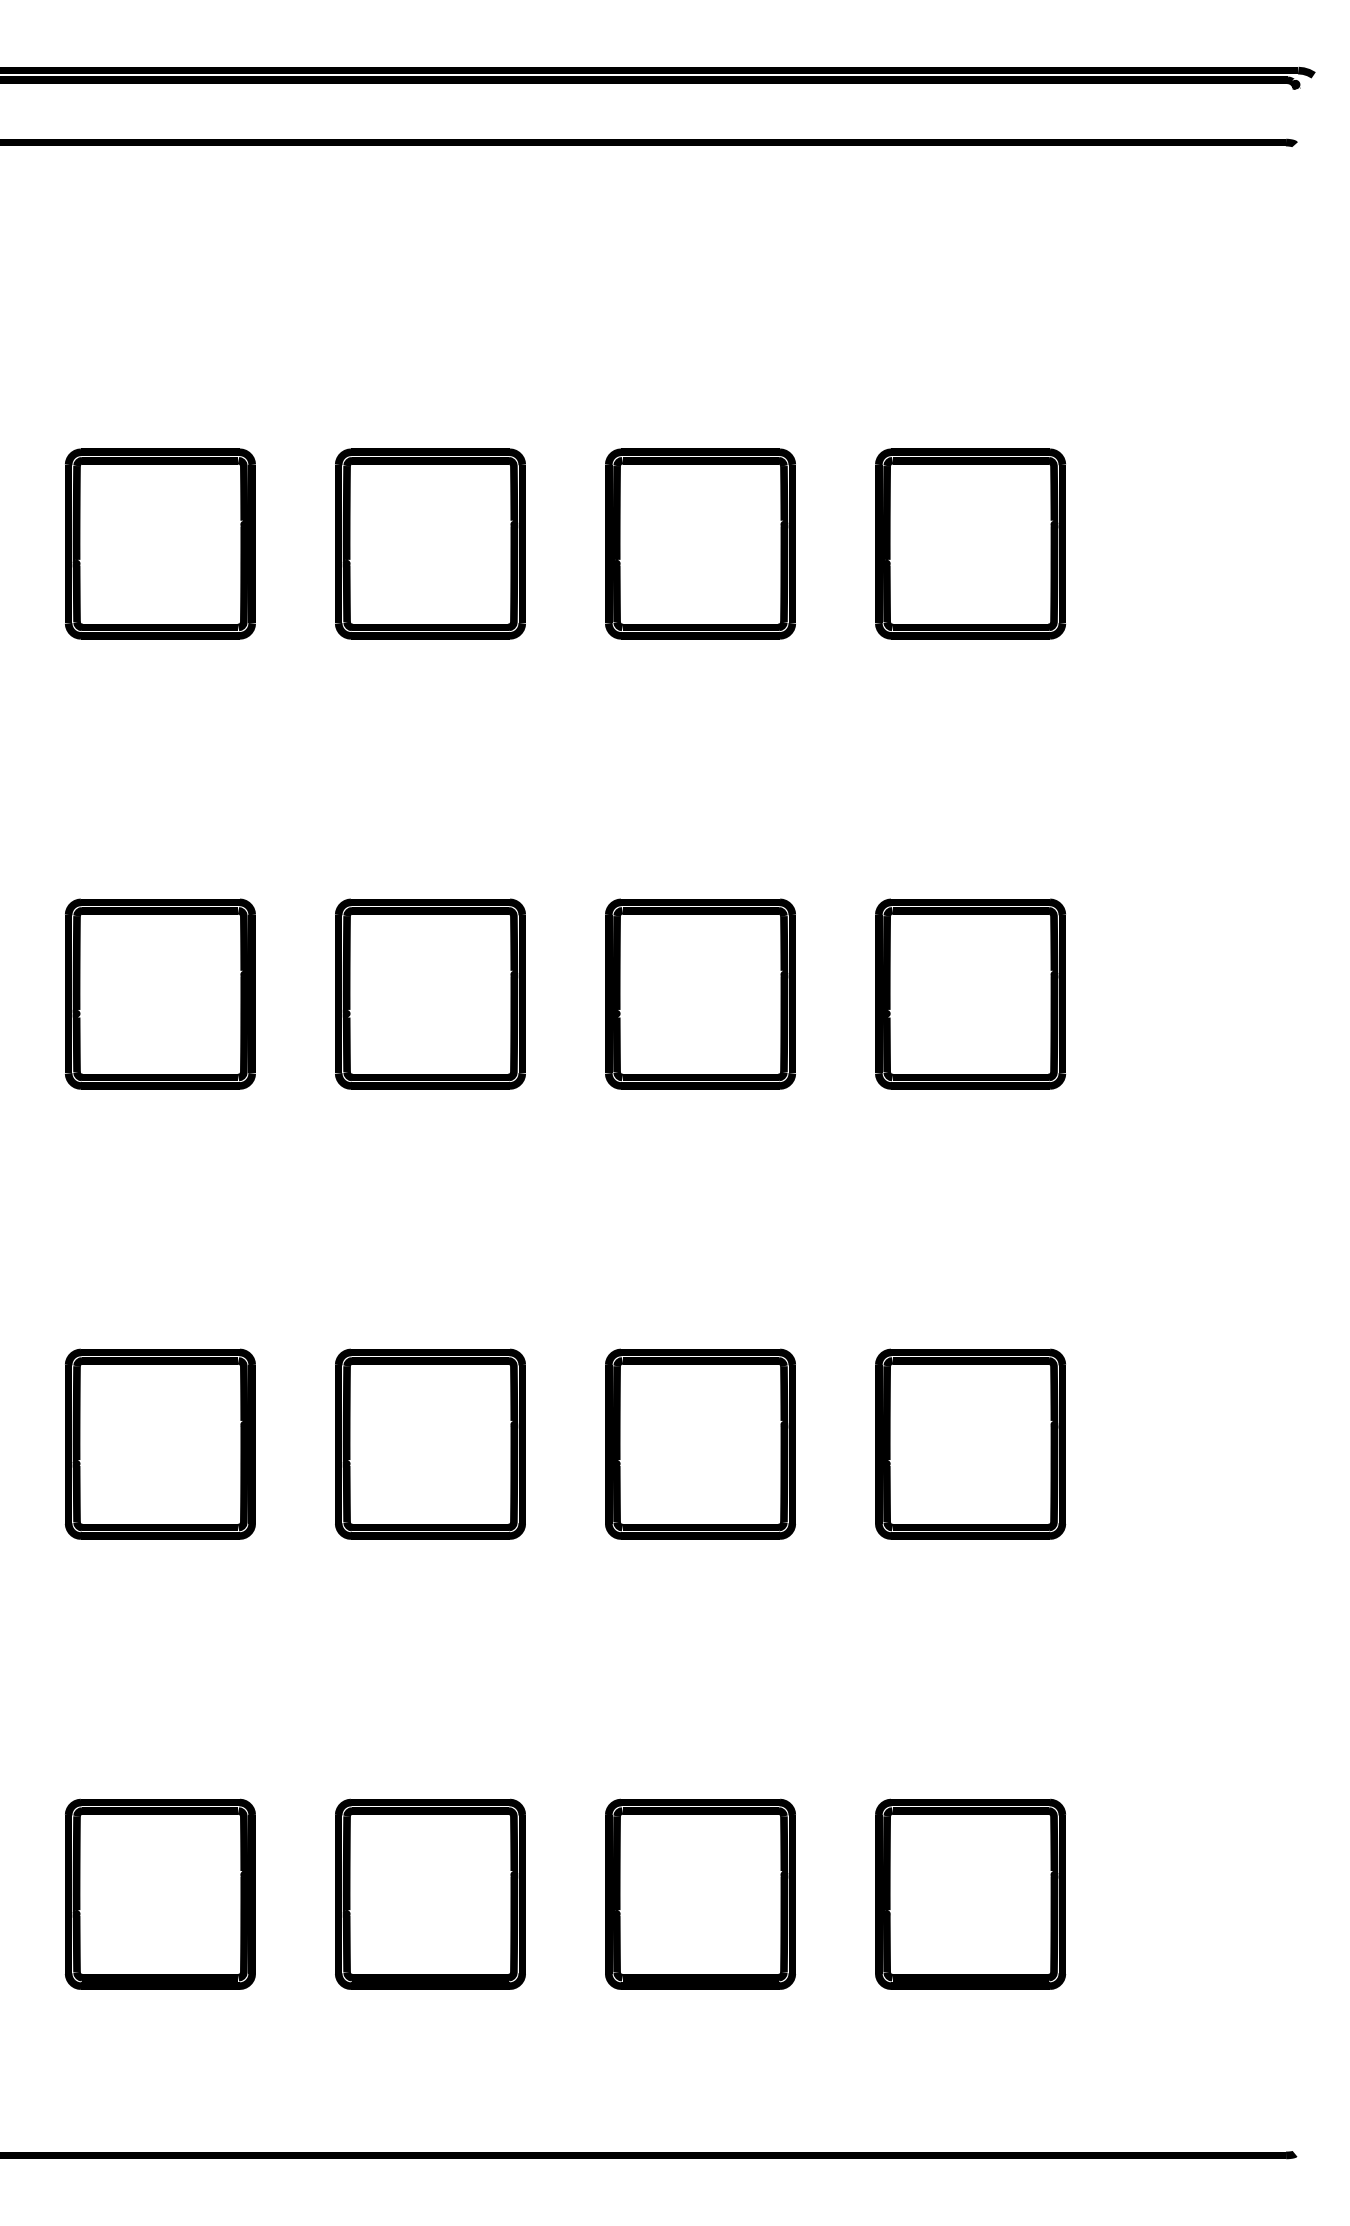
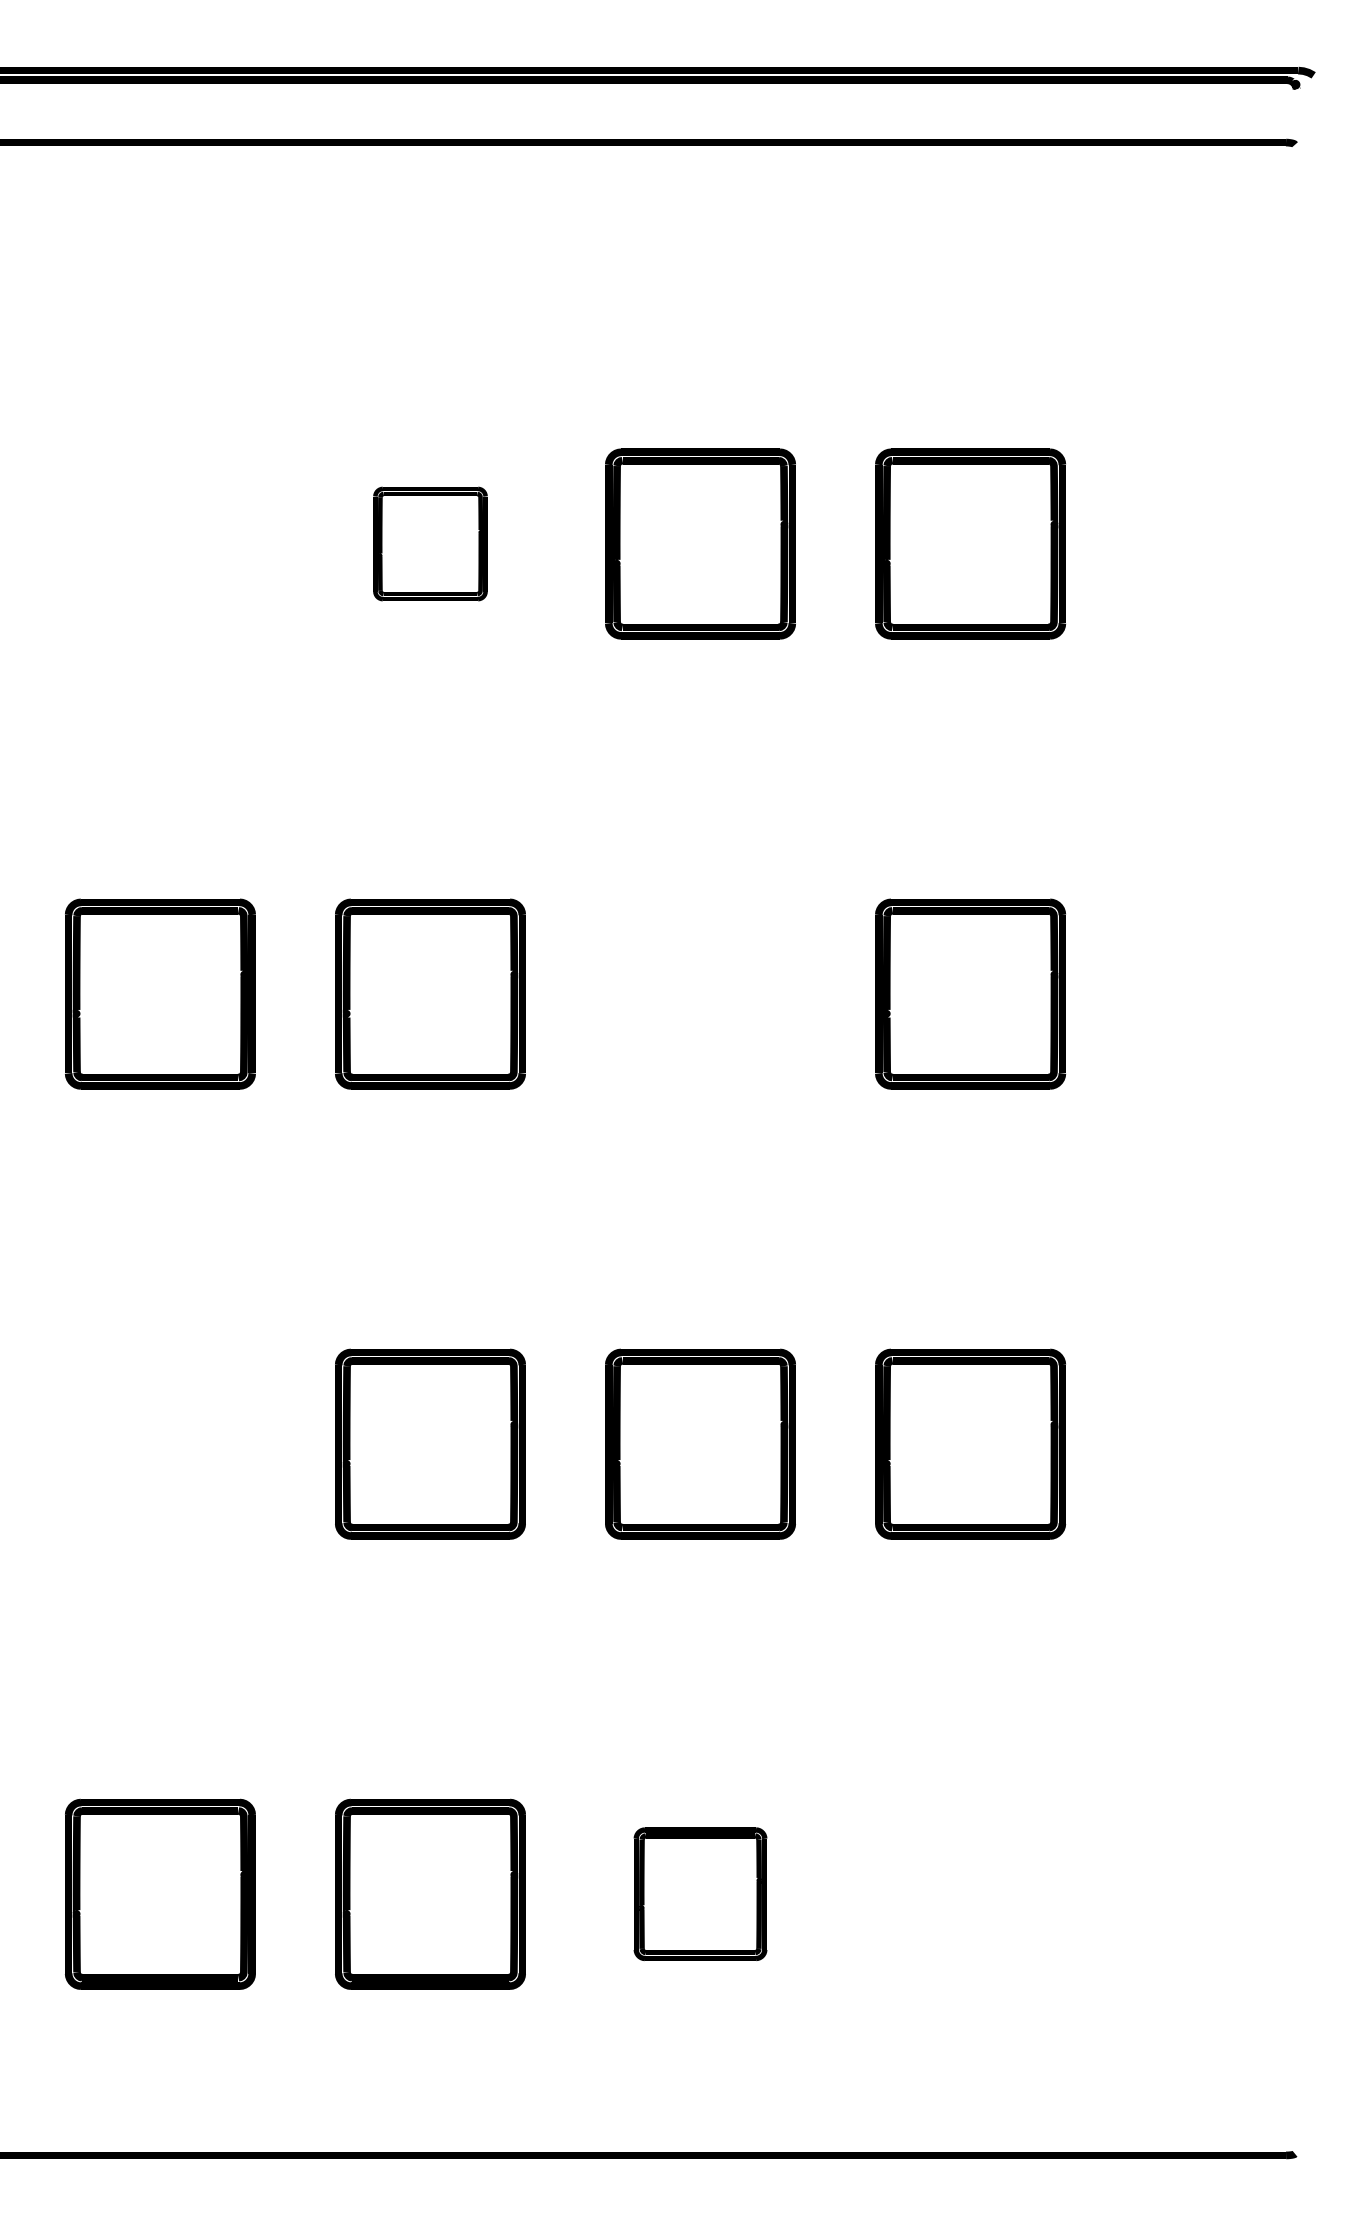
part: present -> none (160, 543)
part size: 191x192 px -> 115x116 px (430, 543)
part: present -> none (700, 993)
part: present -> none (160, 1443)
part size: 191x192 px -> 135x134 px (700, 1893)
part: present -> none (970, 1893)
